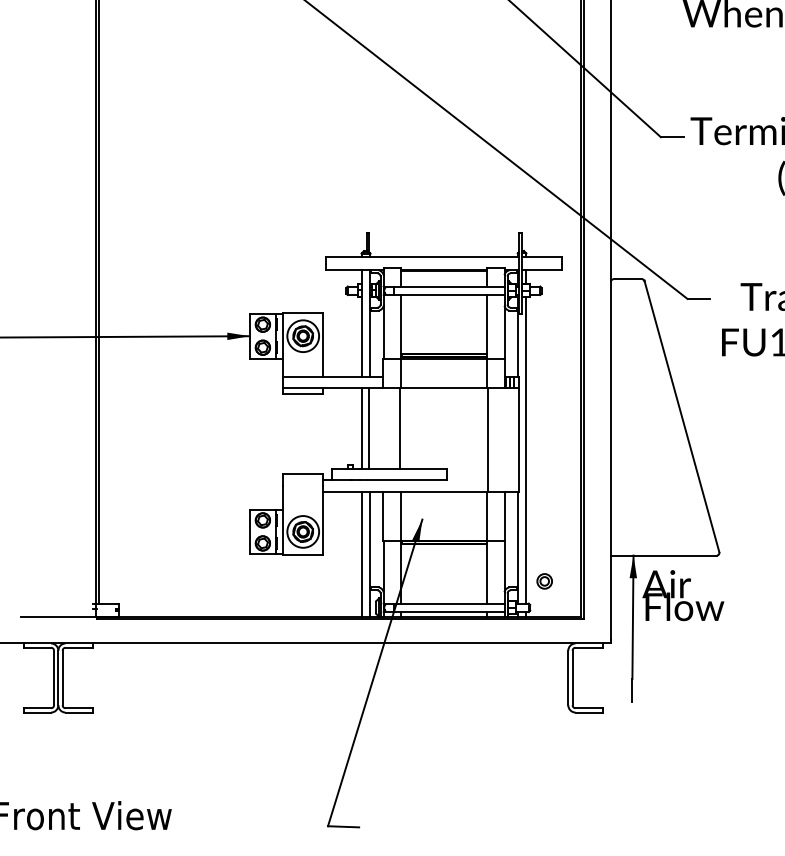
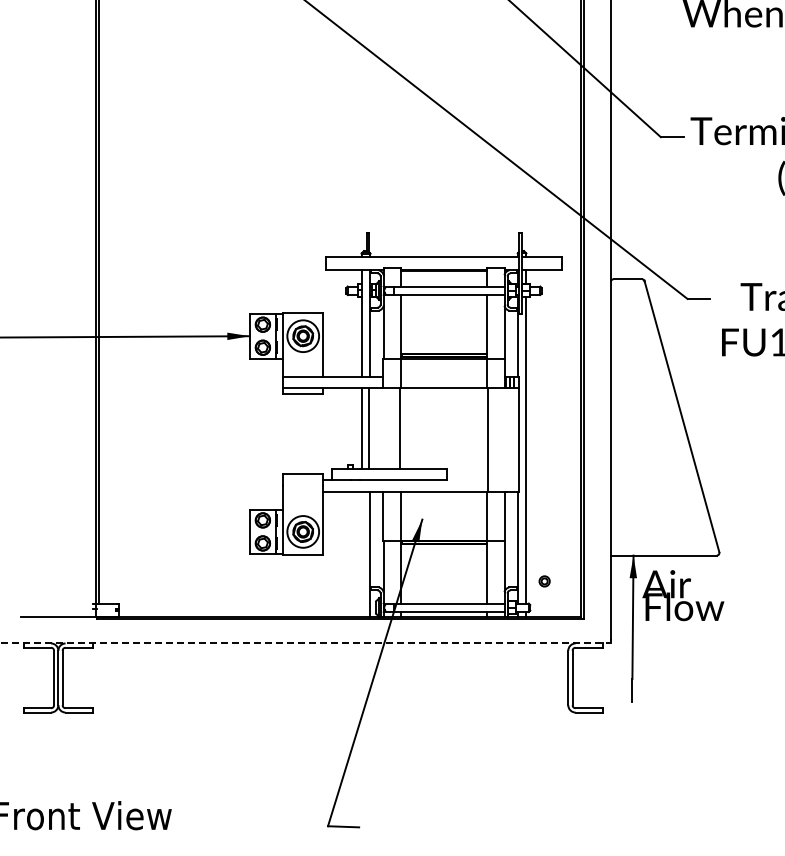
line: present -> none (361, 553)
part size: 17x17 px -> 13x13 px (544, 581)
line: solid -> dashed (306, 643)
